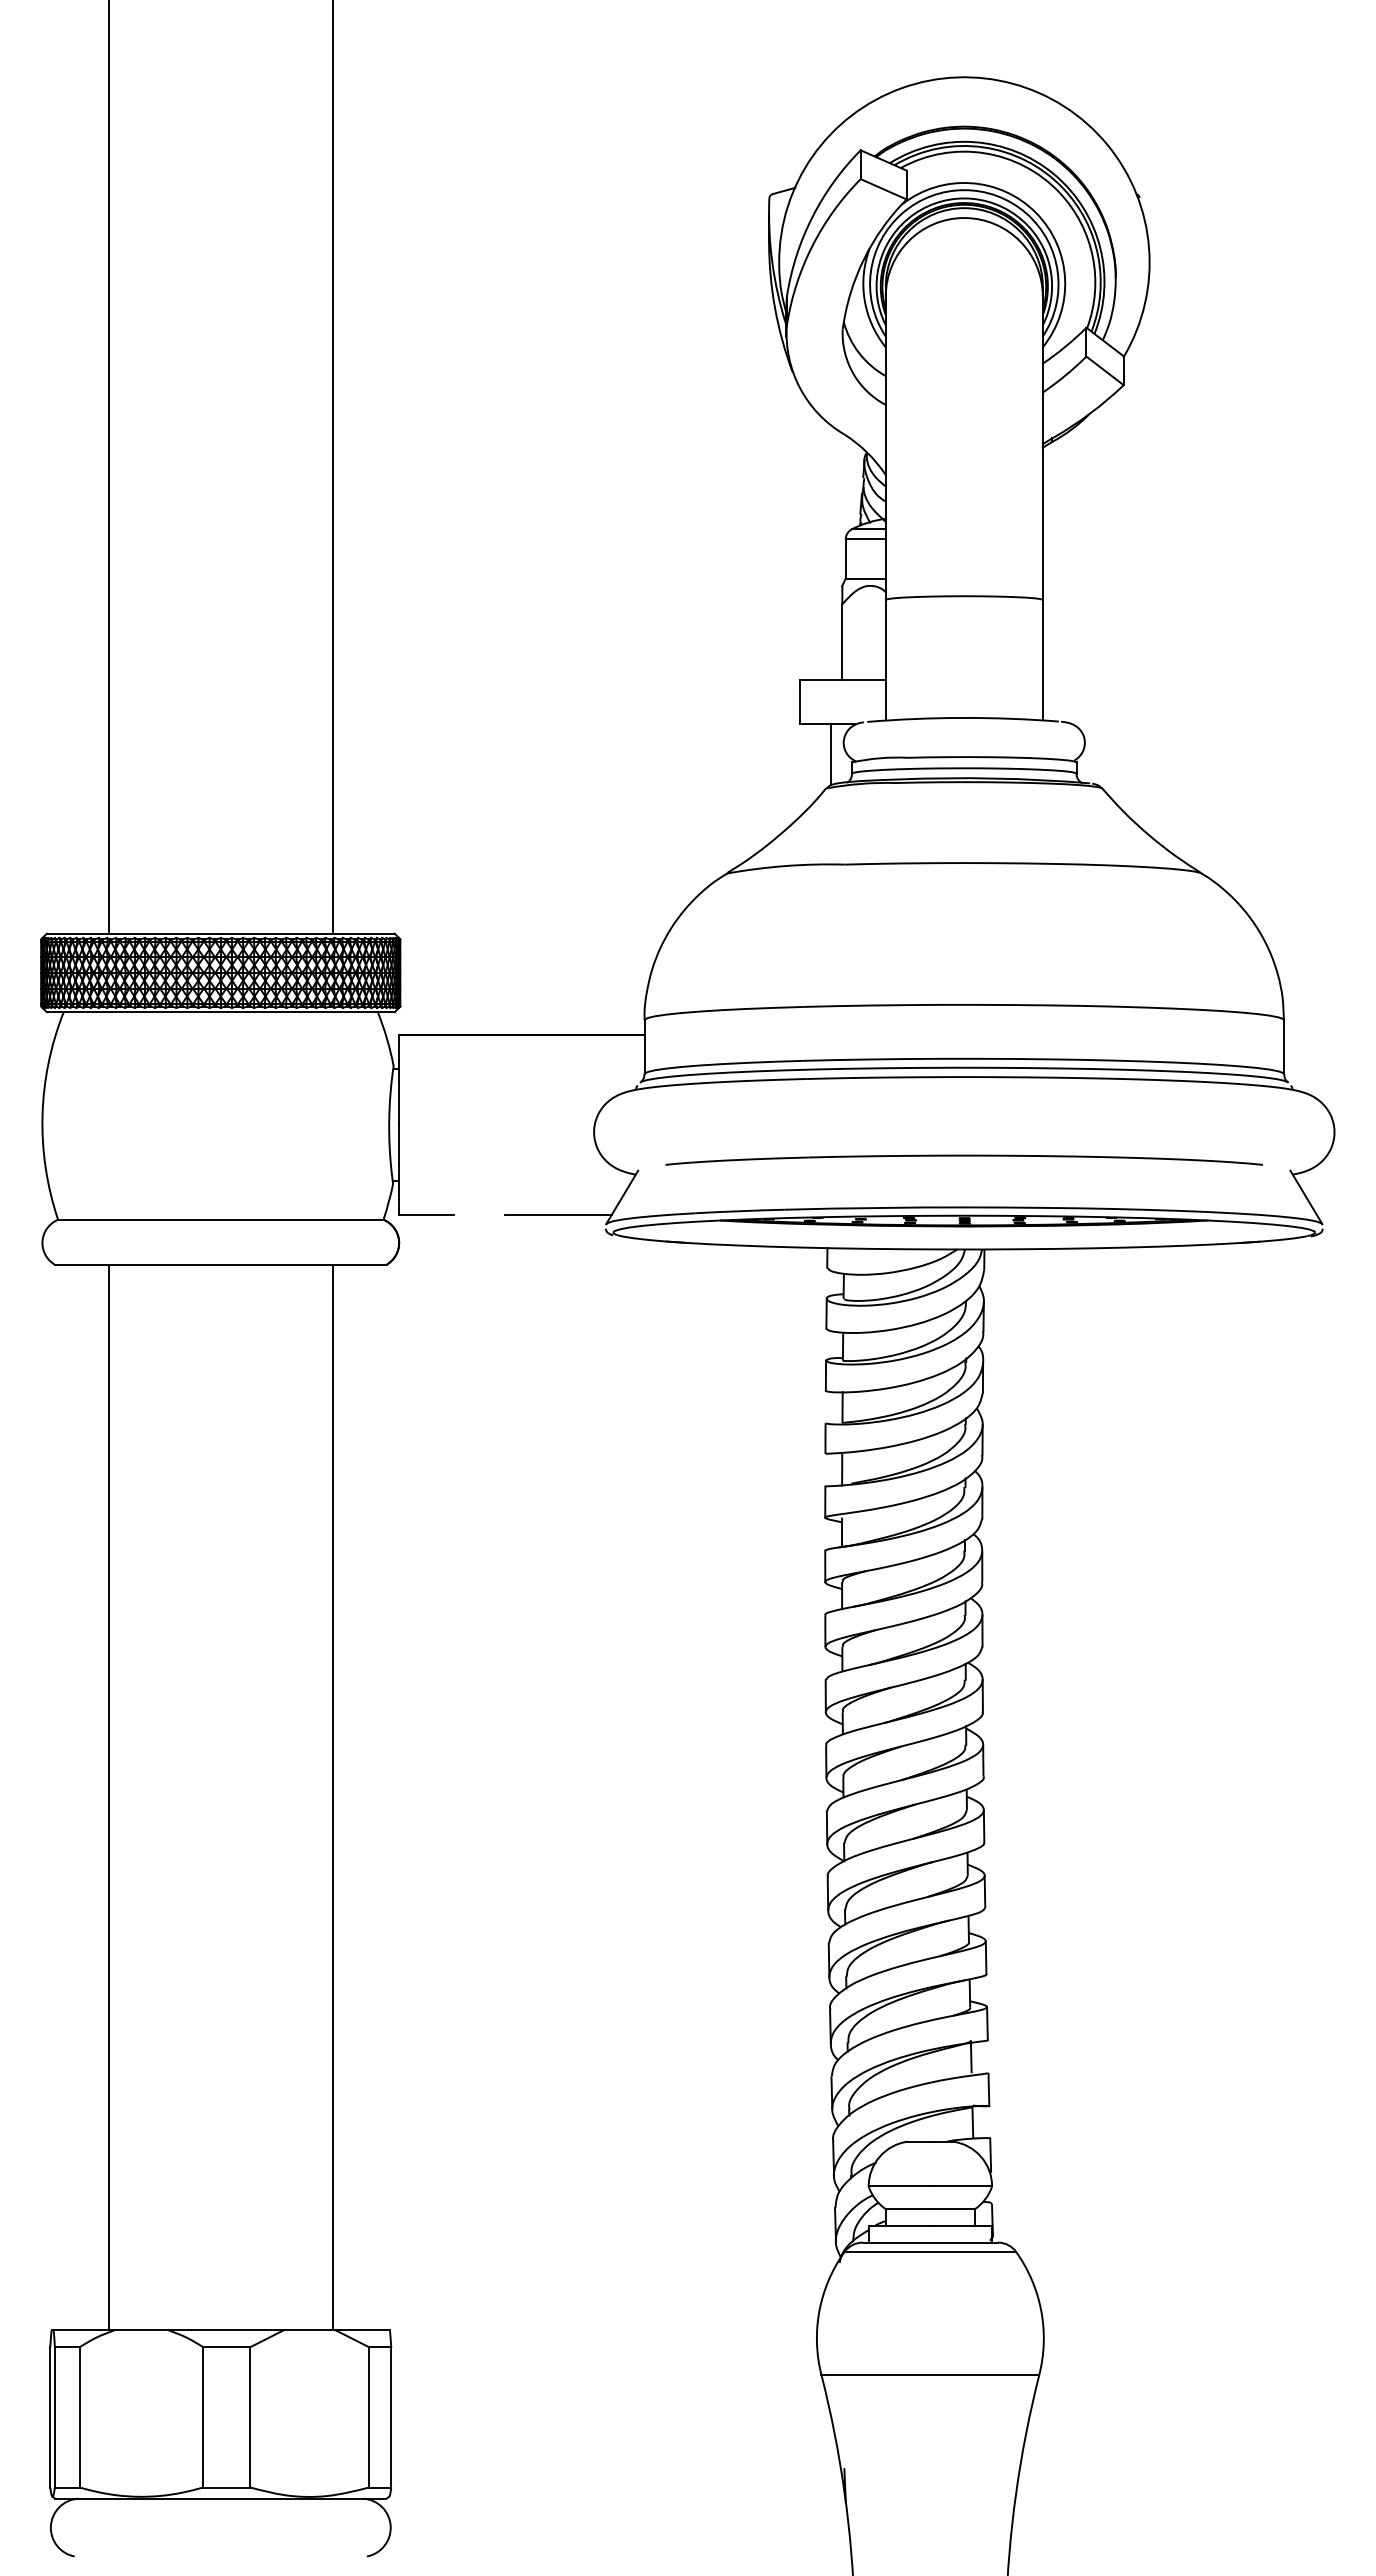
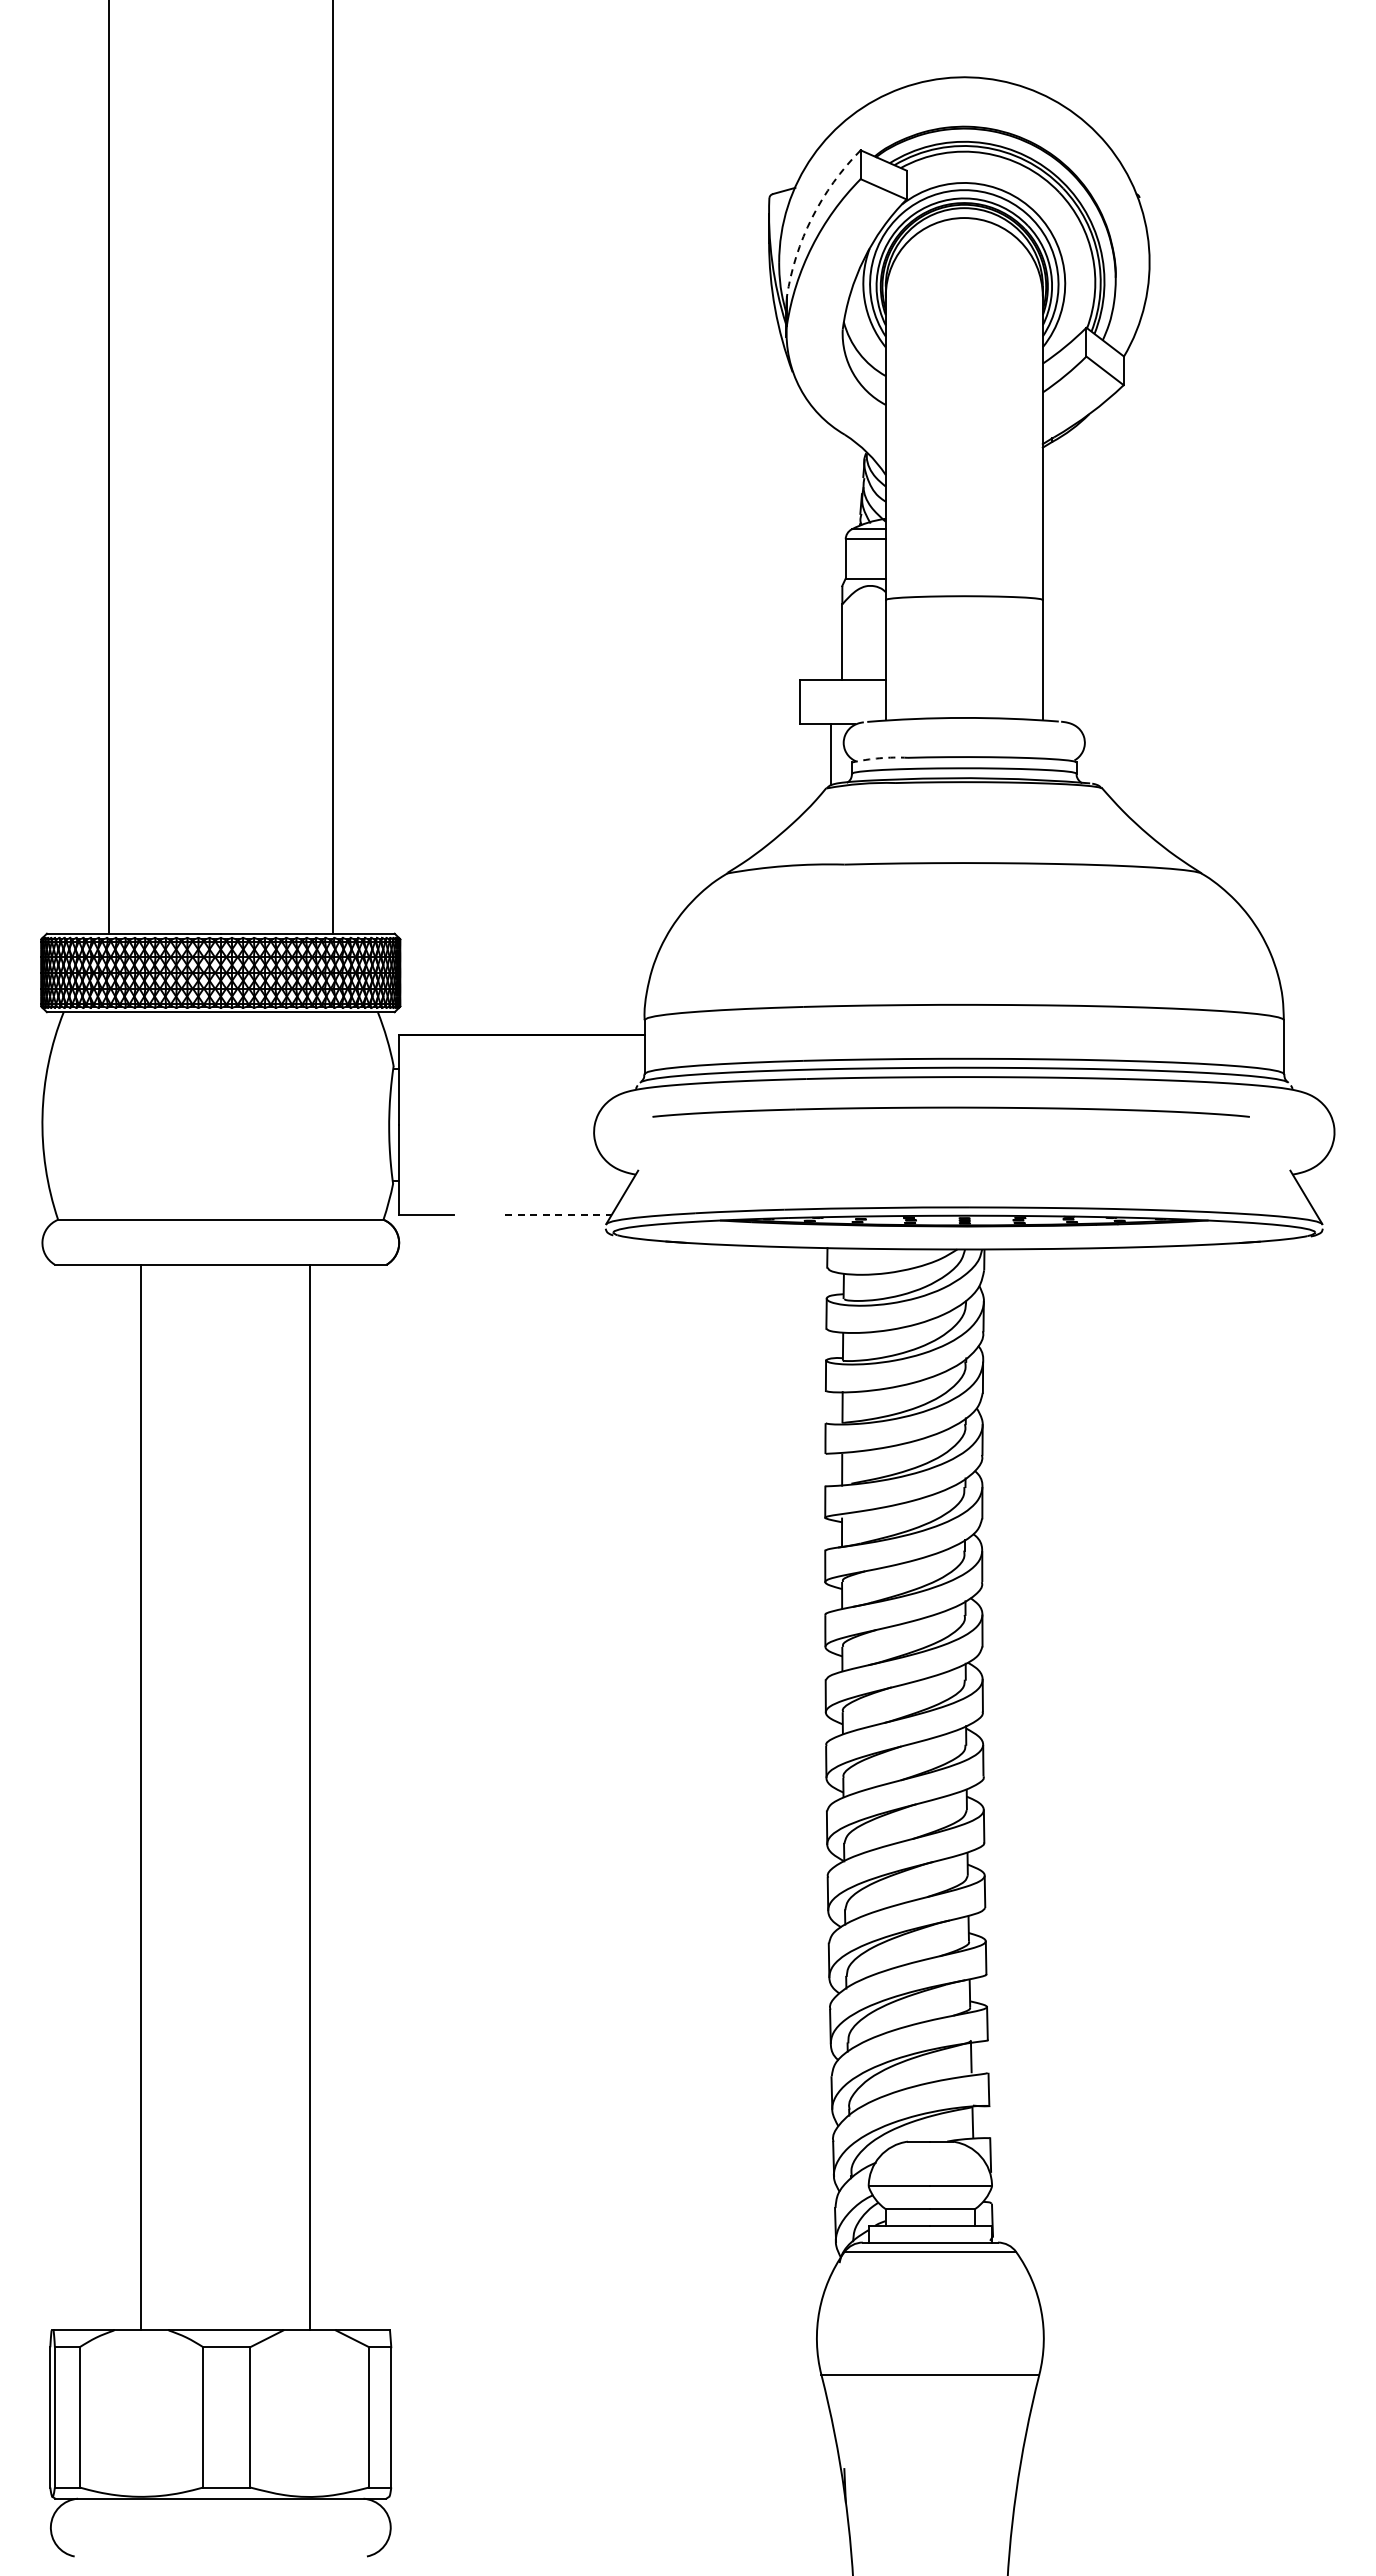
arc: solid -> dashed (812, 217)
arc: solid -> dashed (879, 758)
part position: (963, 1159) -> (950, 1111) (950, 1111)
line: solid -> dashed (558, 1214)
line position: (108, 1797) -> (140, 1797) (140, 1797)
line position: (333, 1797) -> (310, 1797) (310, 1797)
